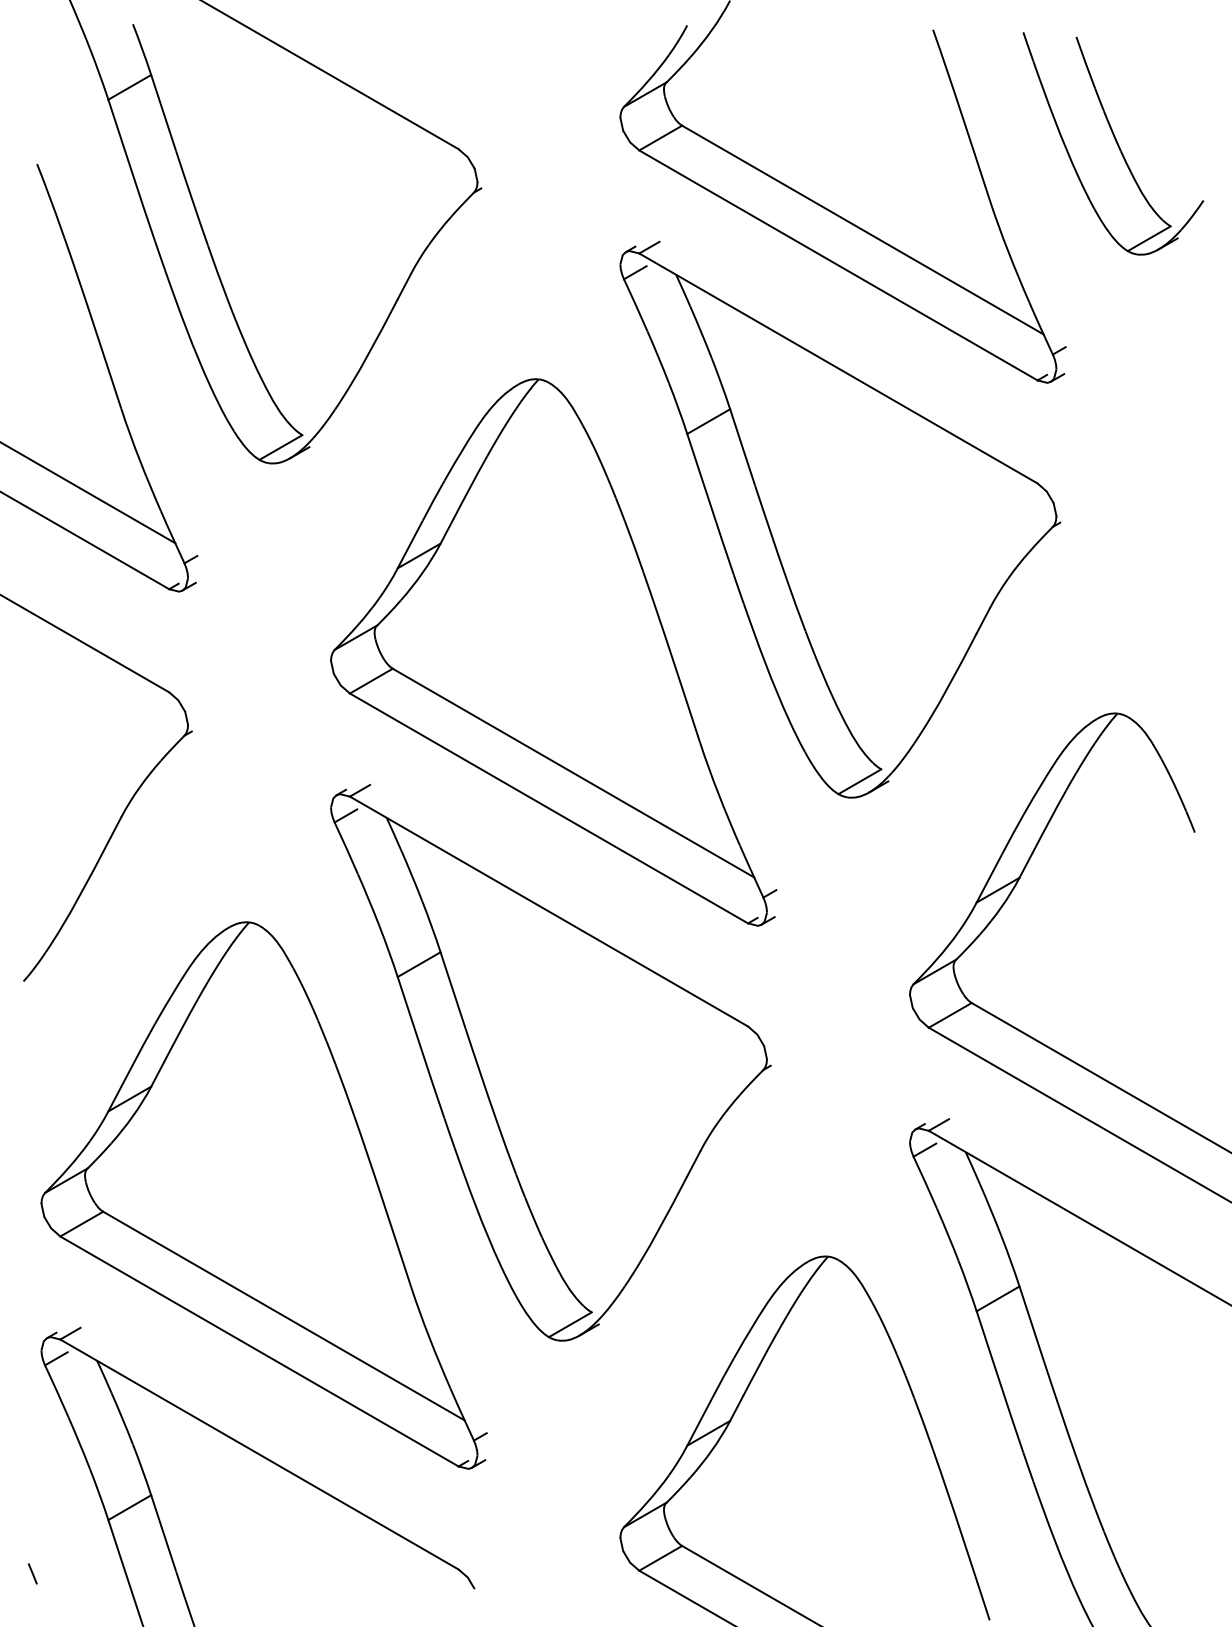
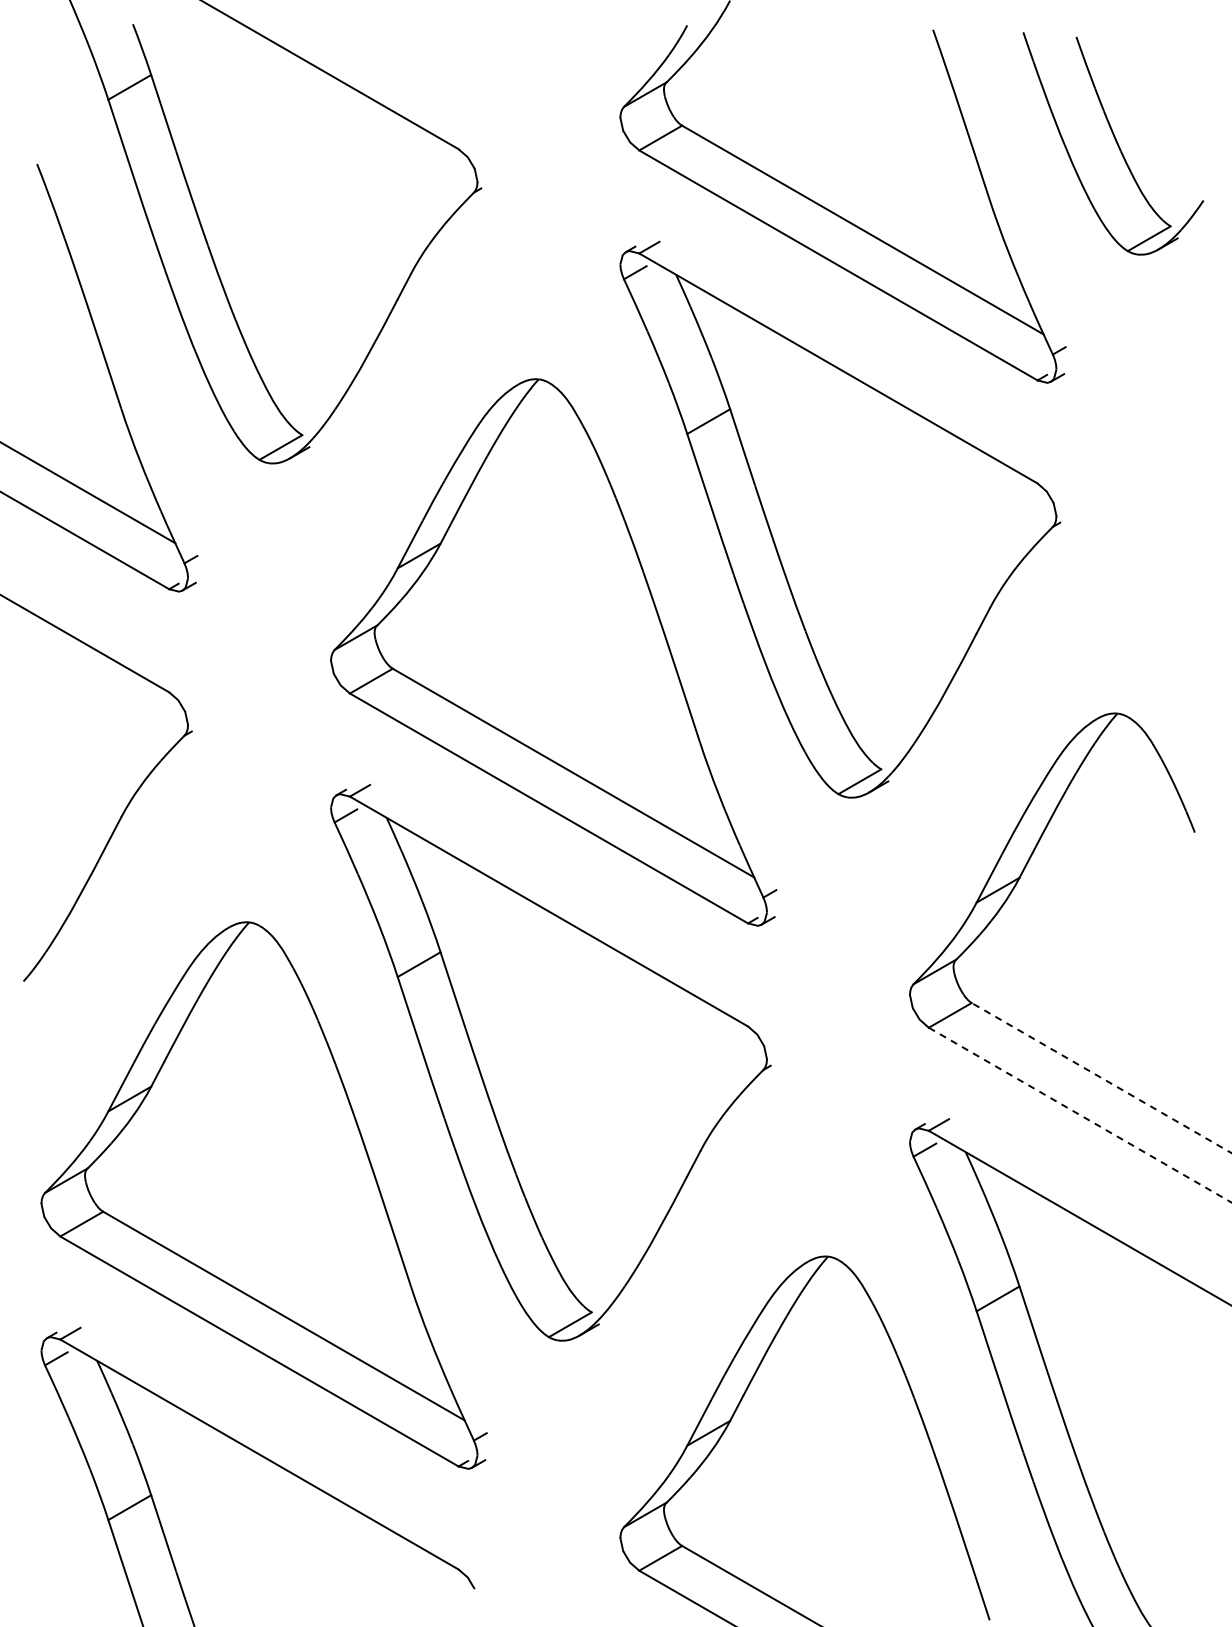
line: solid -> dashed (1101, 1077)
line: solid -> dashed (1080, 1115)
line: present -> none (32, 1573)
